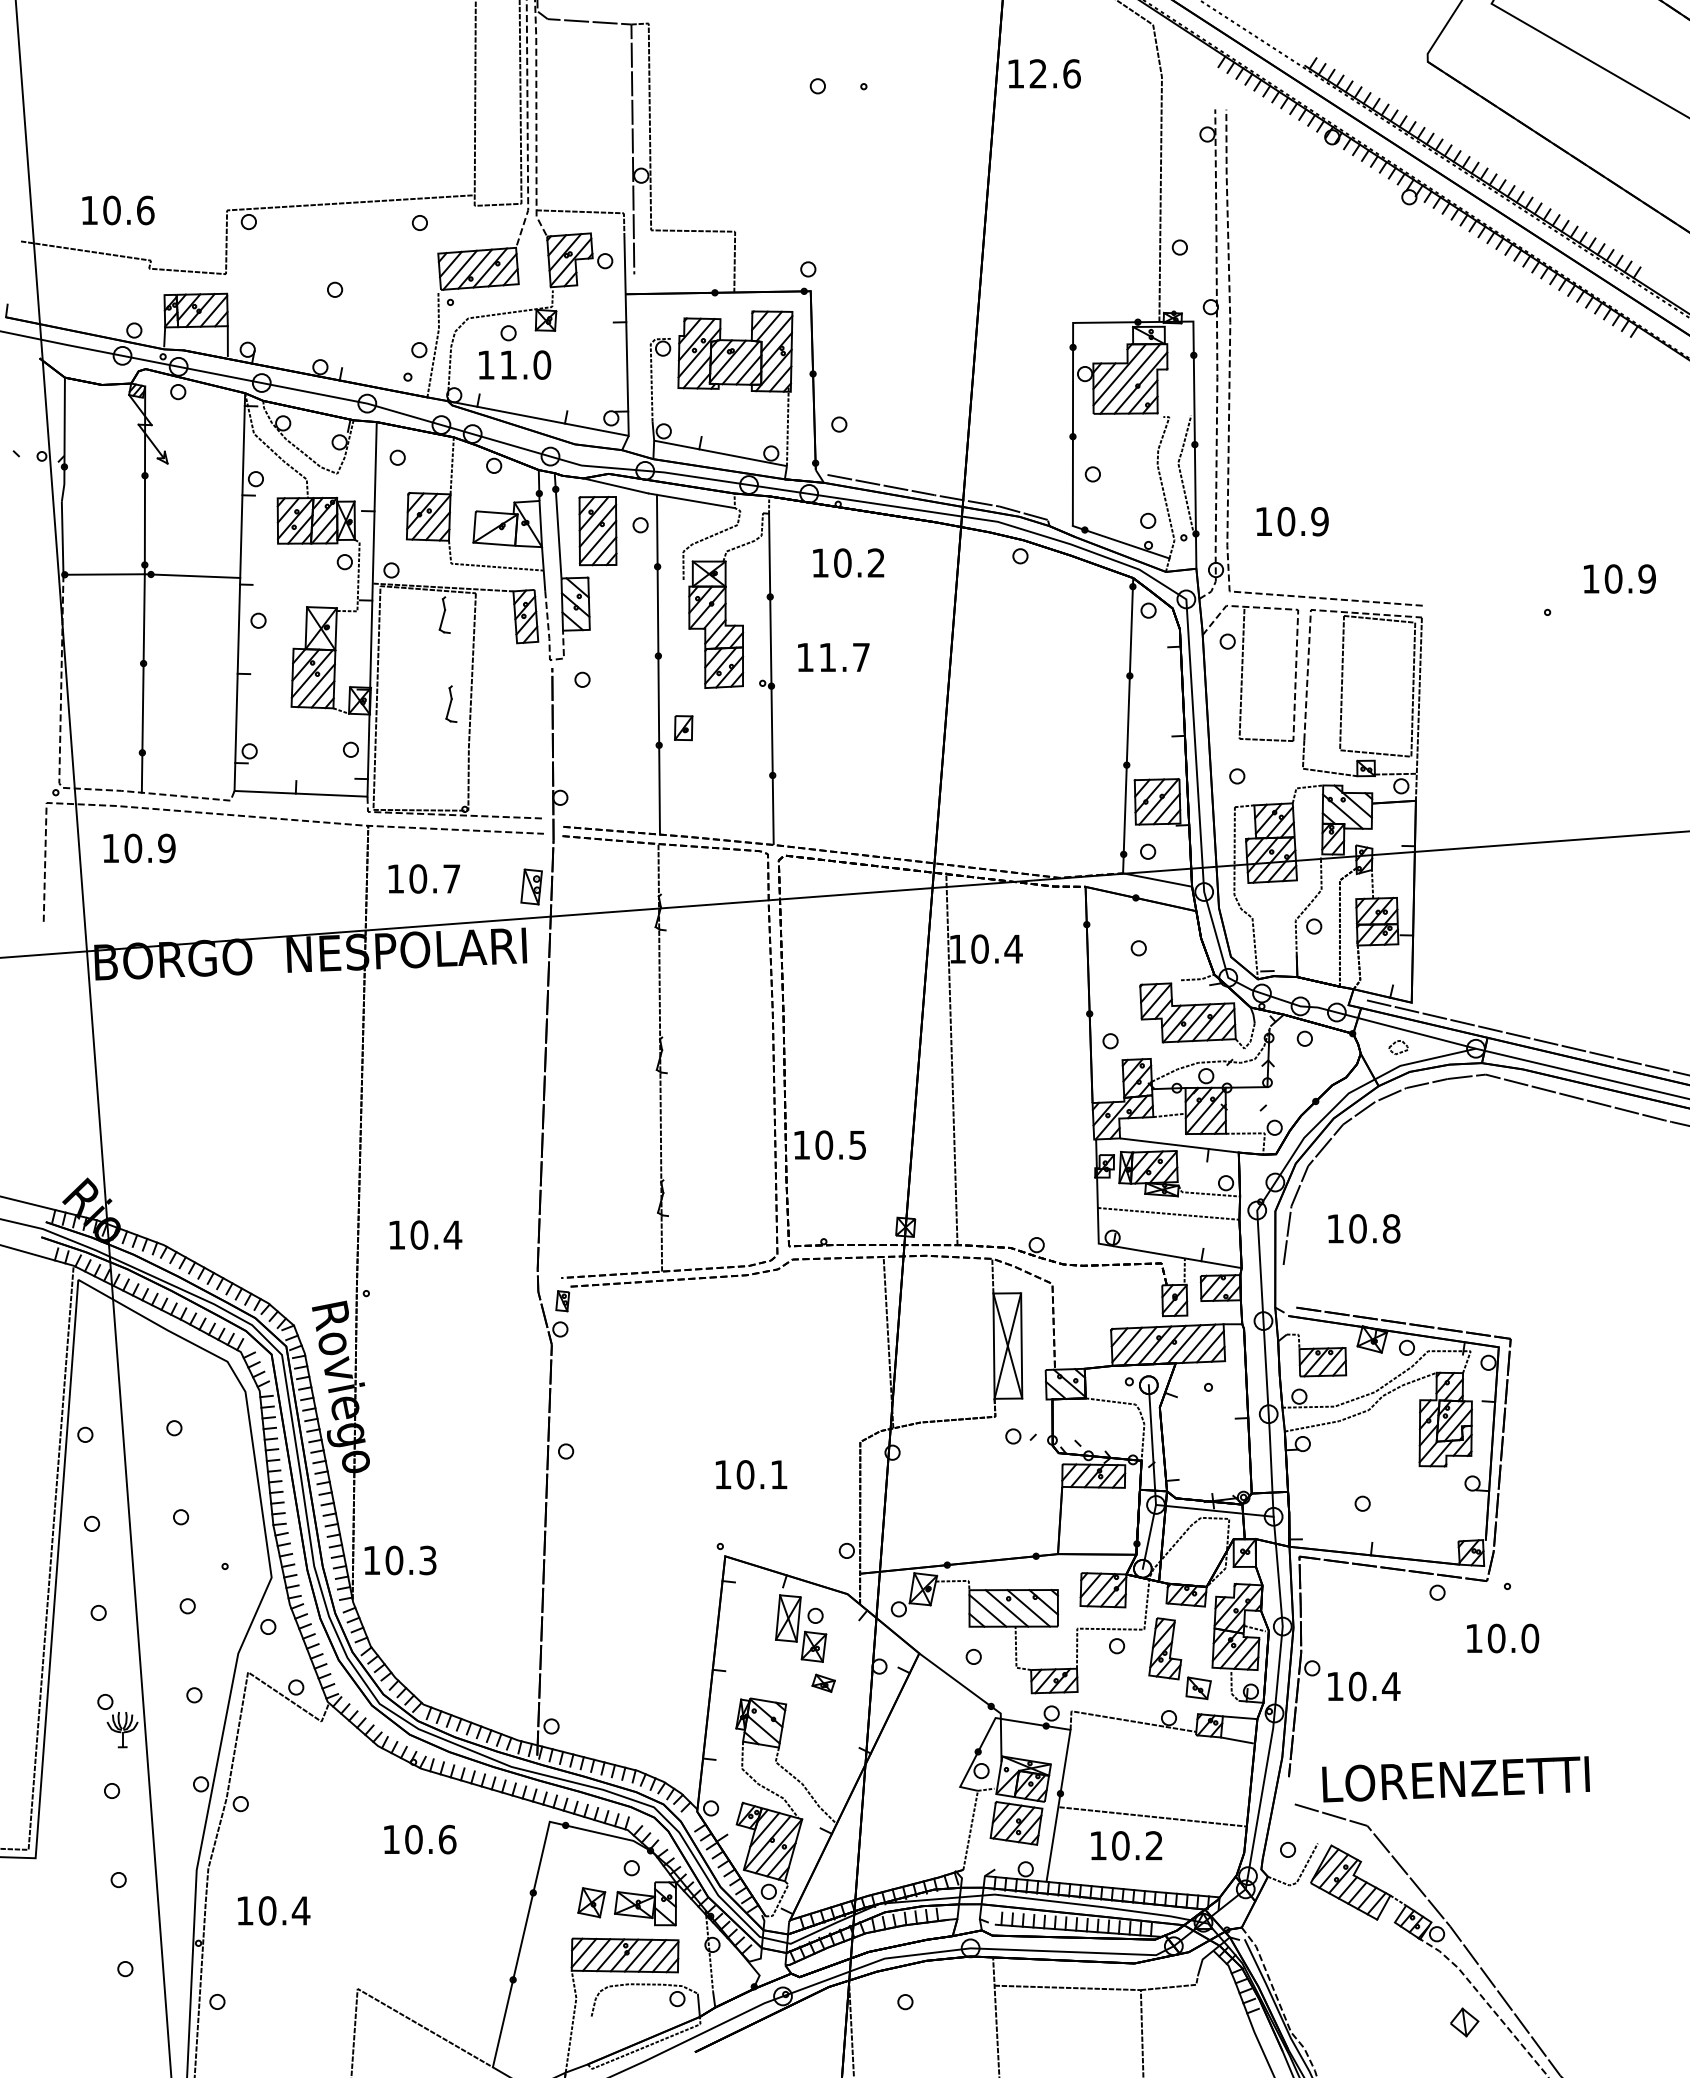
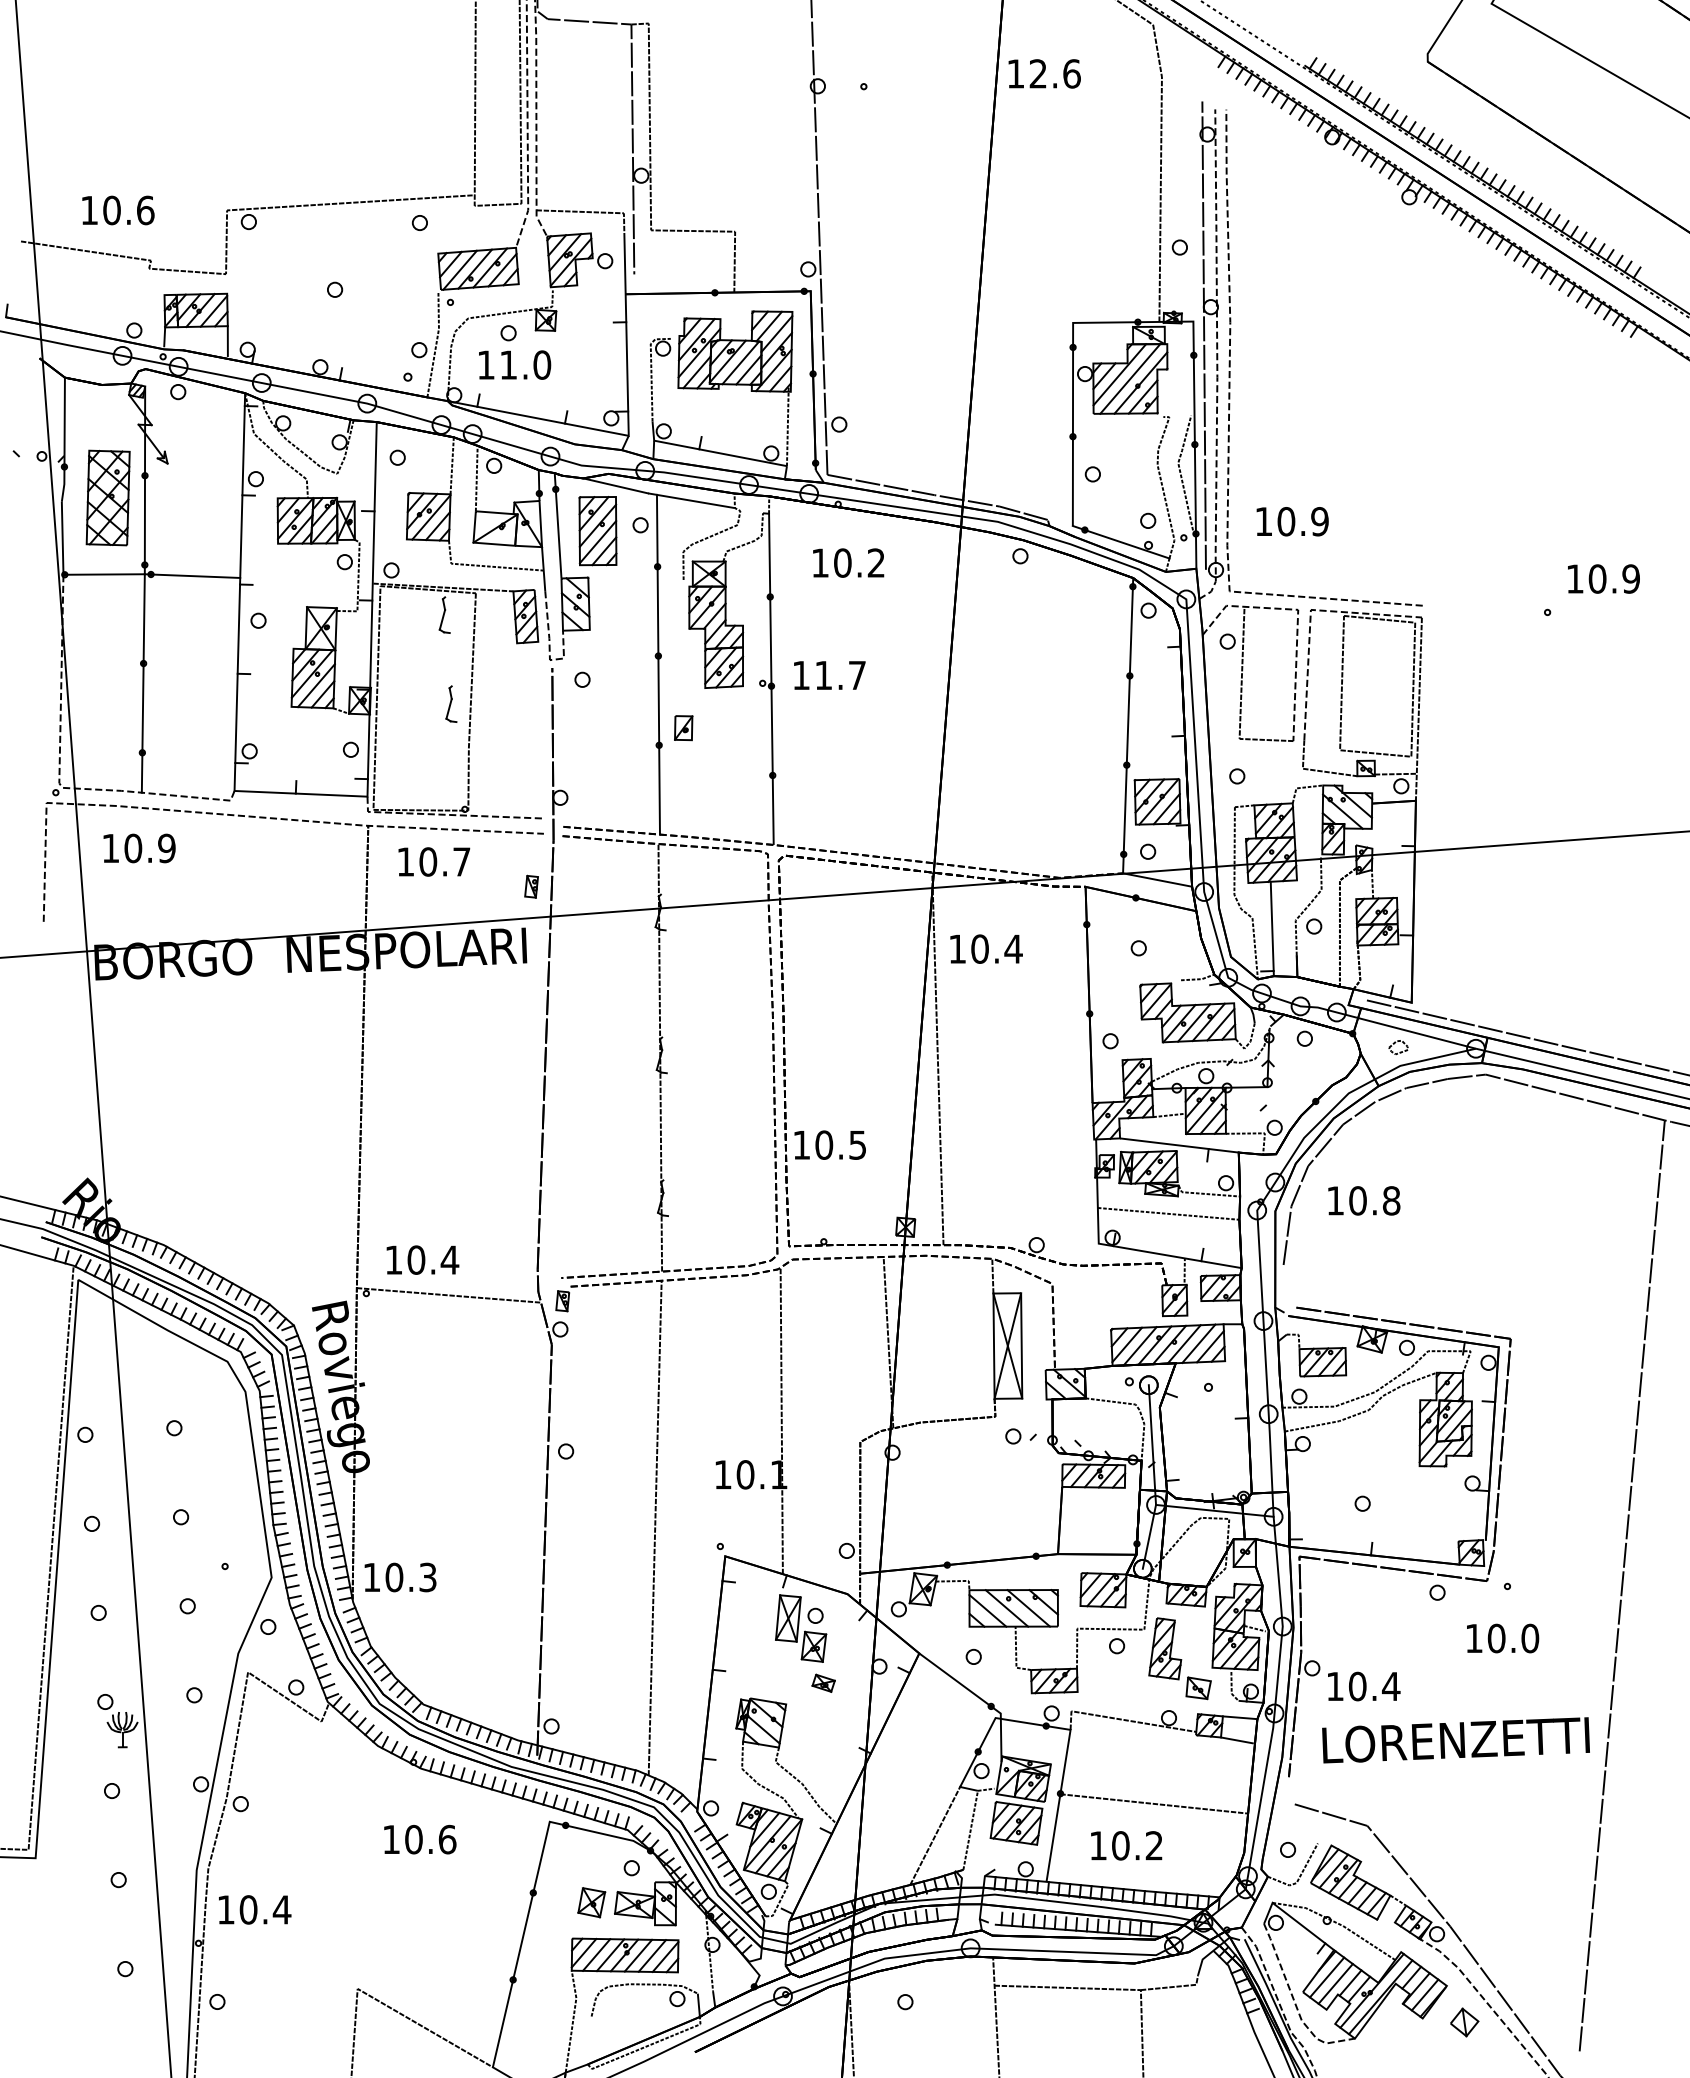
line: none -> present (819, 238)
line: none -> present (1203, 335)
line: none -> present (476, 478)
part: none -> present (107, 497)
text position: (1619, 578) -> (1603, 578) (1603, 578)
text position: (833, 657) -> (829, 675) (829, 675)
text position: (424, 878) -> (434, 861) (434, 861)
part size: 23x38 px -> 15x25 px (531, 886)
line: none -> present (1271, 928)
line position: (951, 1058) -> (937, 1058) (937, 1058)
text position: (1364, 1228) -> (1364, 1200) (1364, 1200)
text position: (425, 1234) -> (422, 1259) (422, 1259)
line: none -> present (448, 1295)
line: none -> present (781, 1420)
line: none -> present (654, 1527)
text position: (400, 1560) -> (400, 1577) (400, 1577)
line: none -> present (1621, 1585)
text position: (1455, 1779) -> (1455, 1740) (1455, 1740)
line position: (1153, 1816) -> (1154, 1803) (1154, 1803)
line: none -> present (935, 1835)
text position: (274, 1910) -> (255, 1909) (255, 1909)
part: none -> present (1355, 1972)
